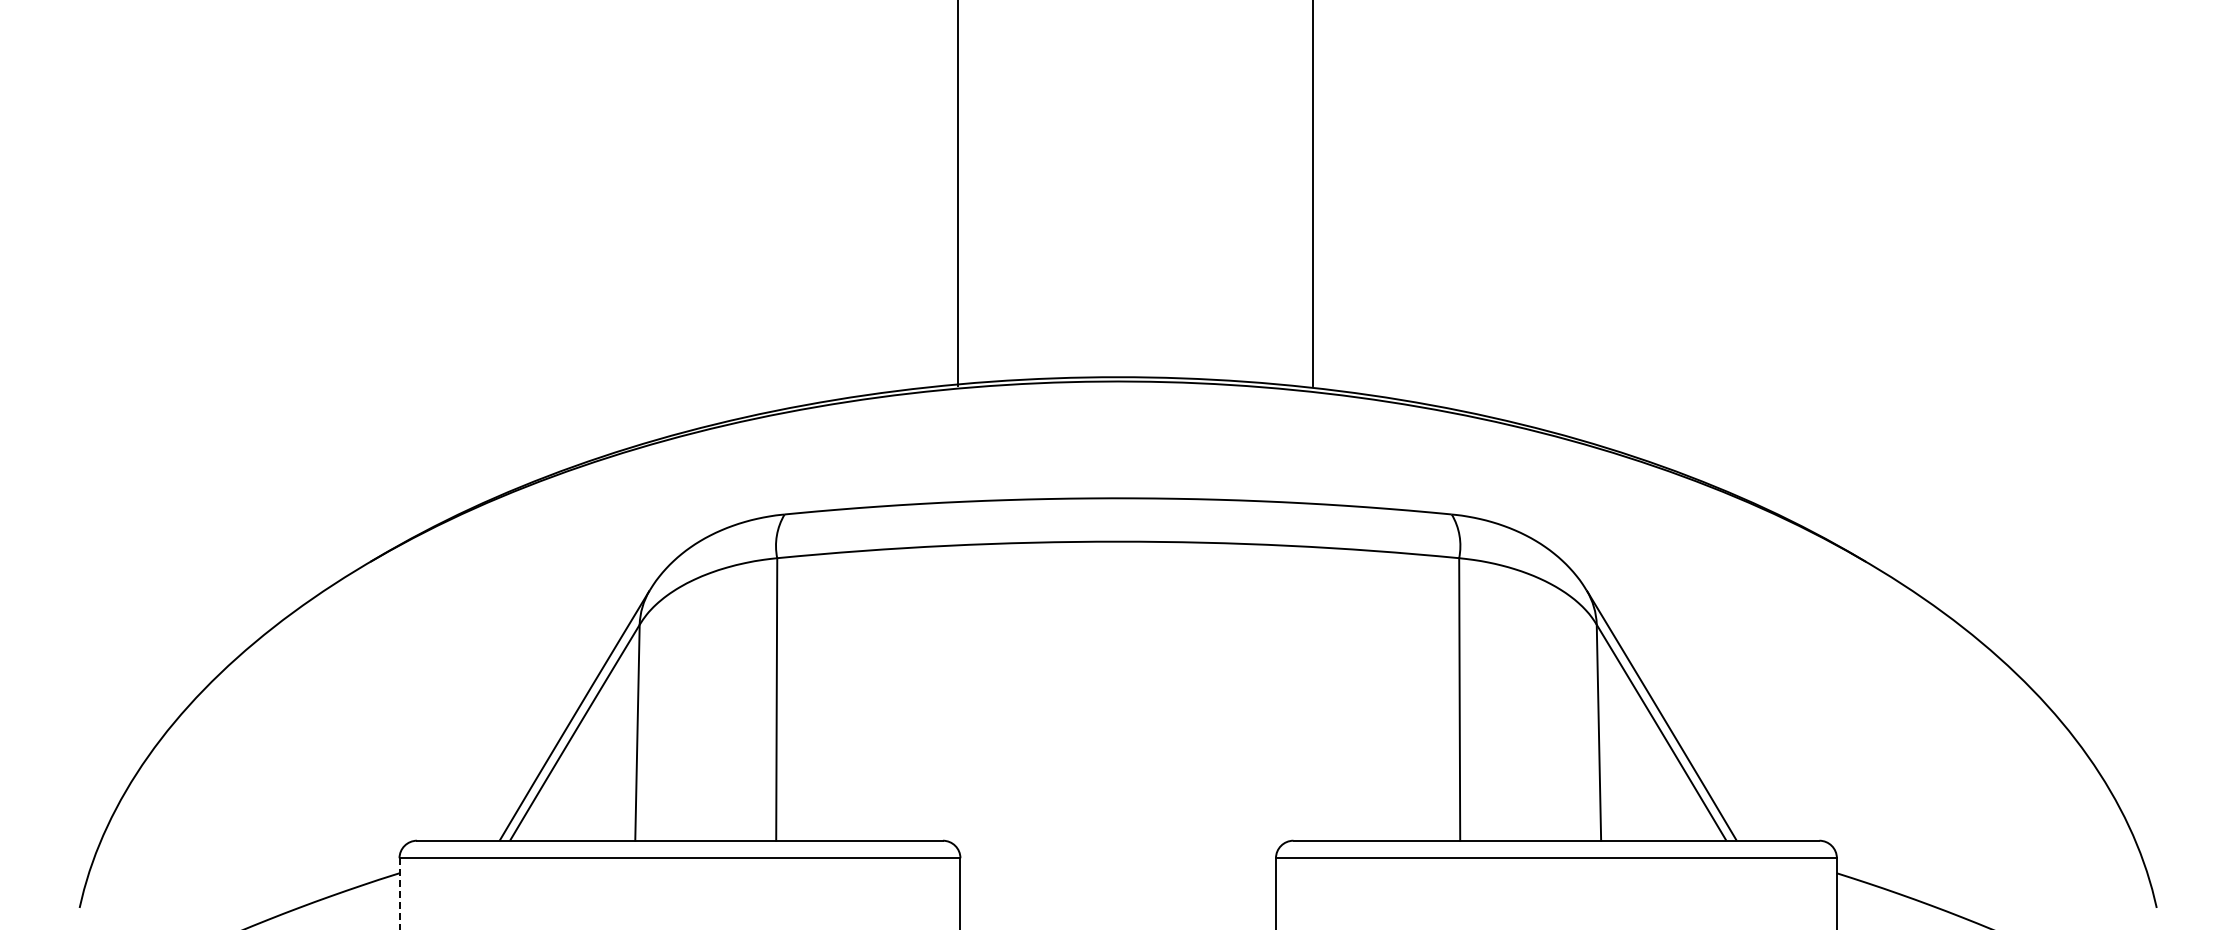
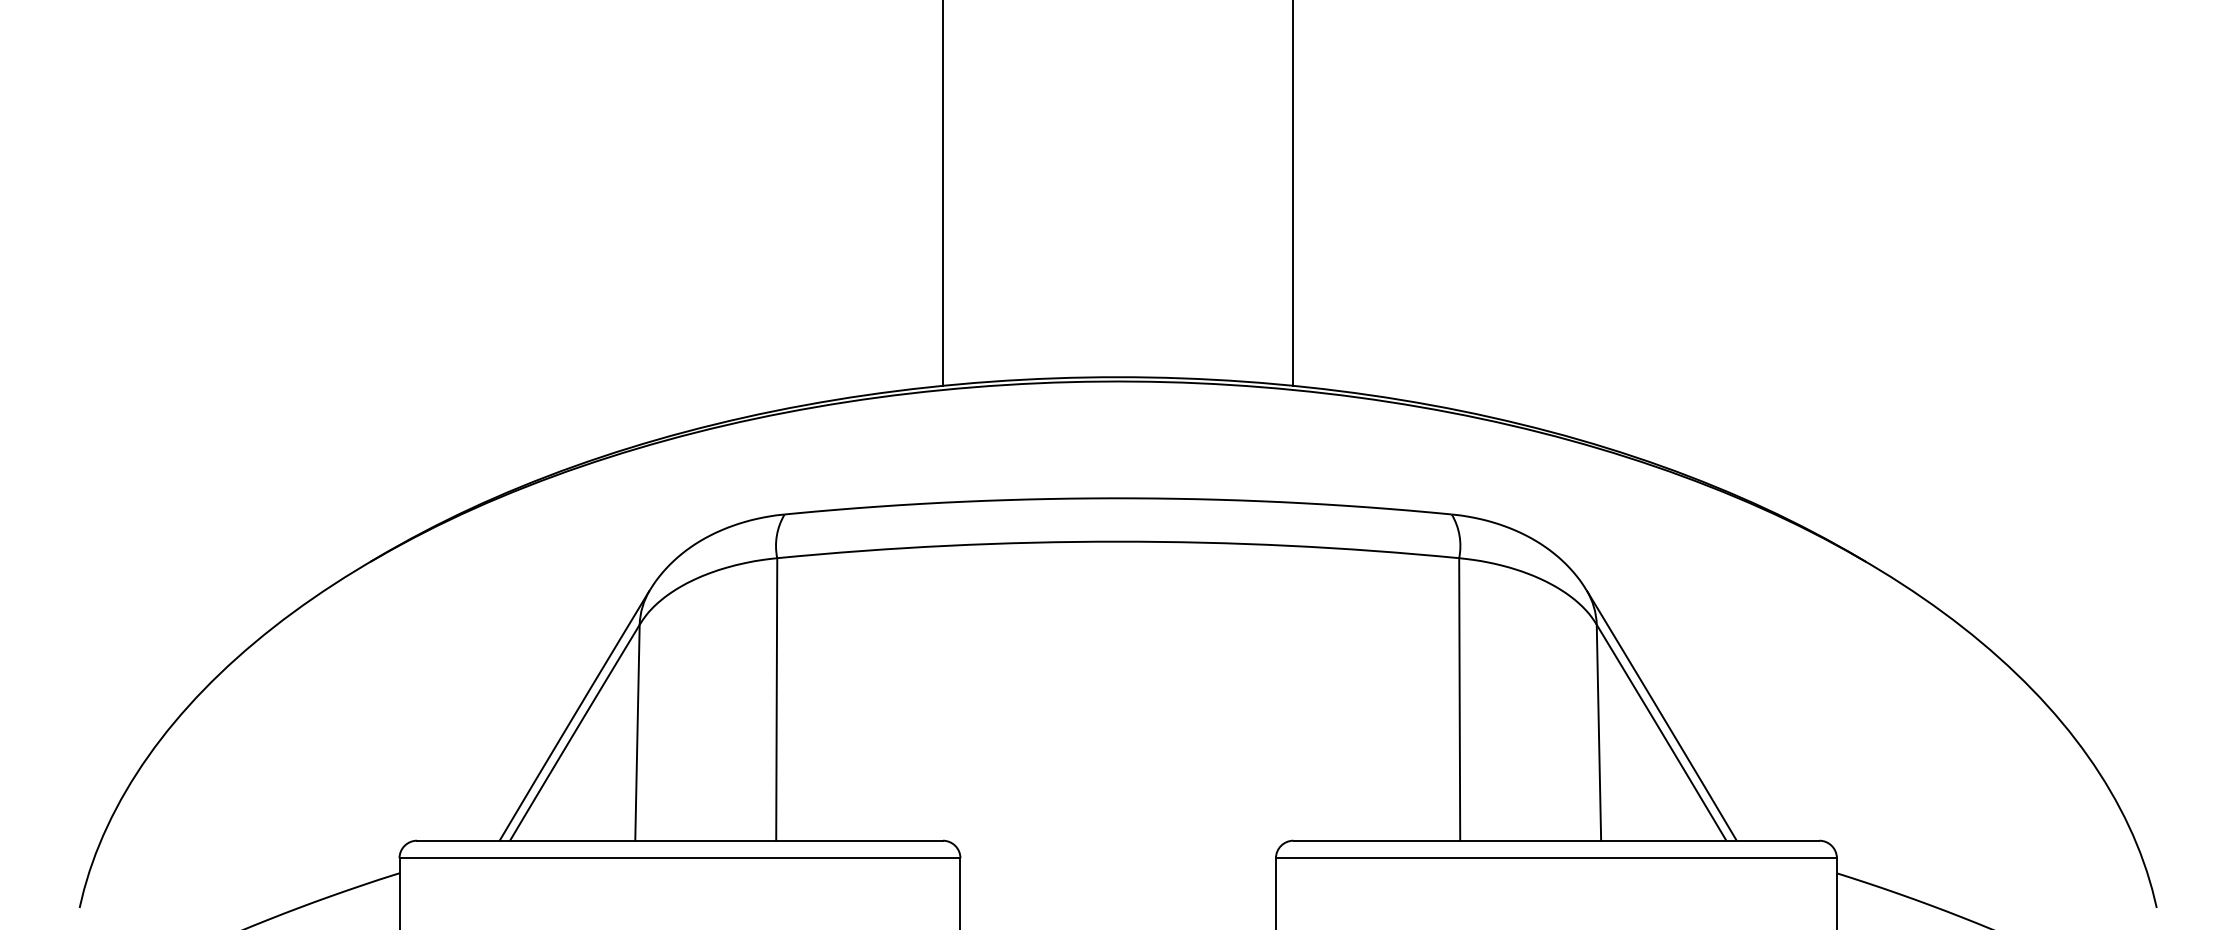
line position: (958, 193) -> (943, 193) (943, 193)
line position: (1312, 193) -> (1292, 193) (1292, 193)
line: dashed -> solid (399, 894)
